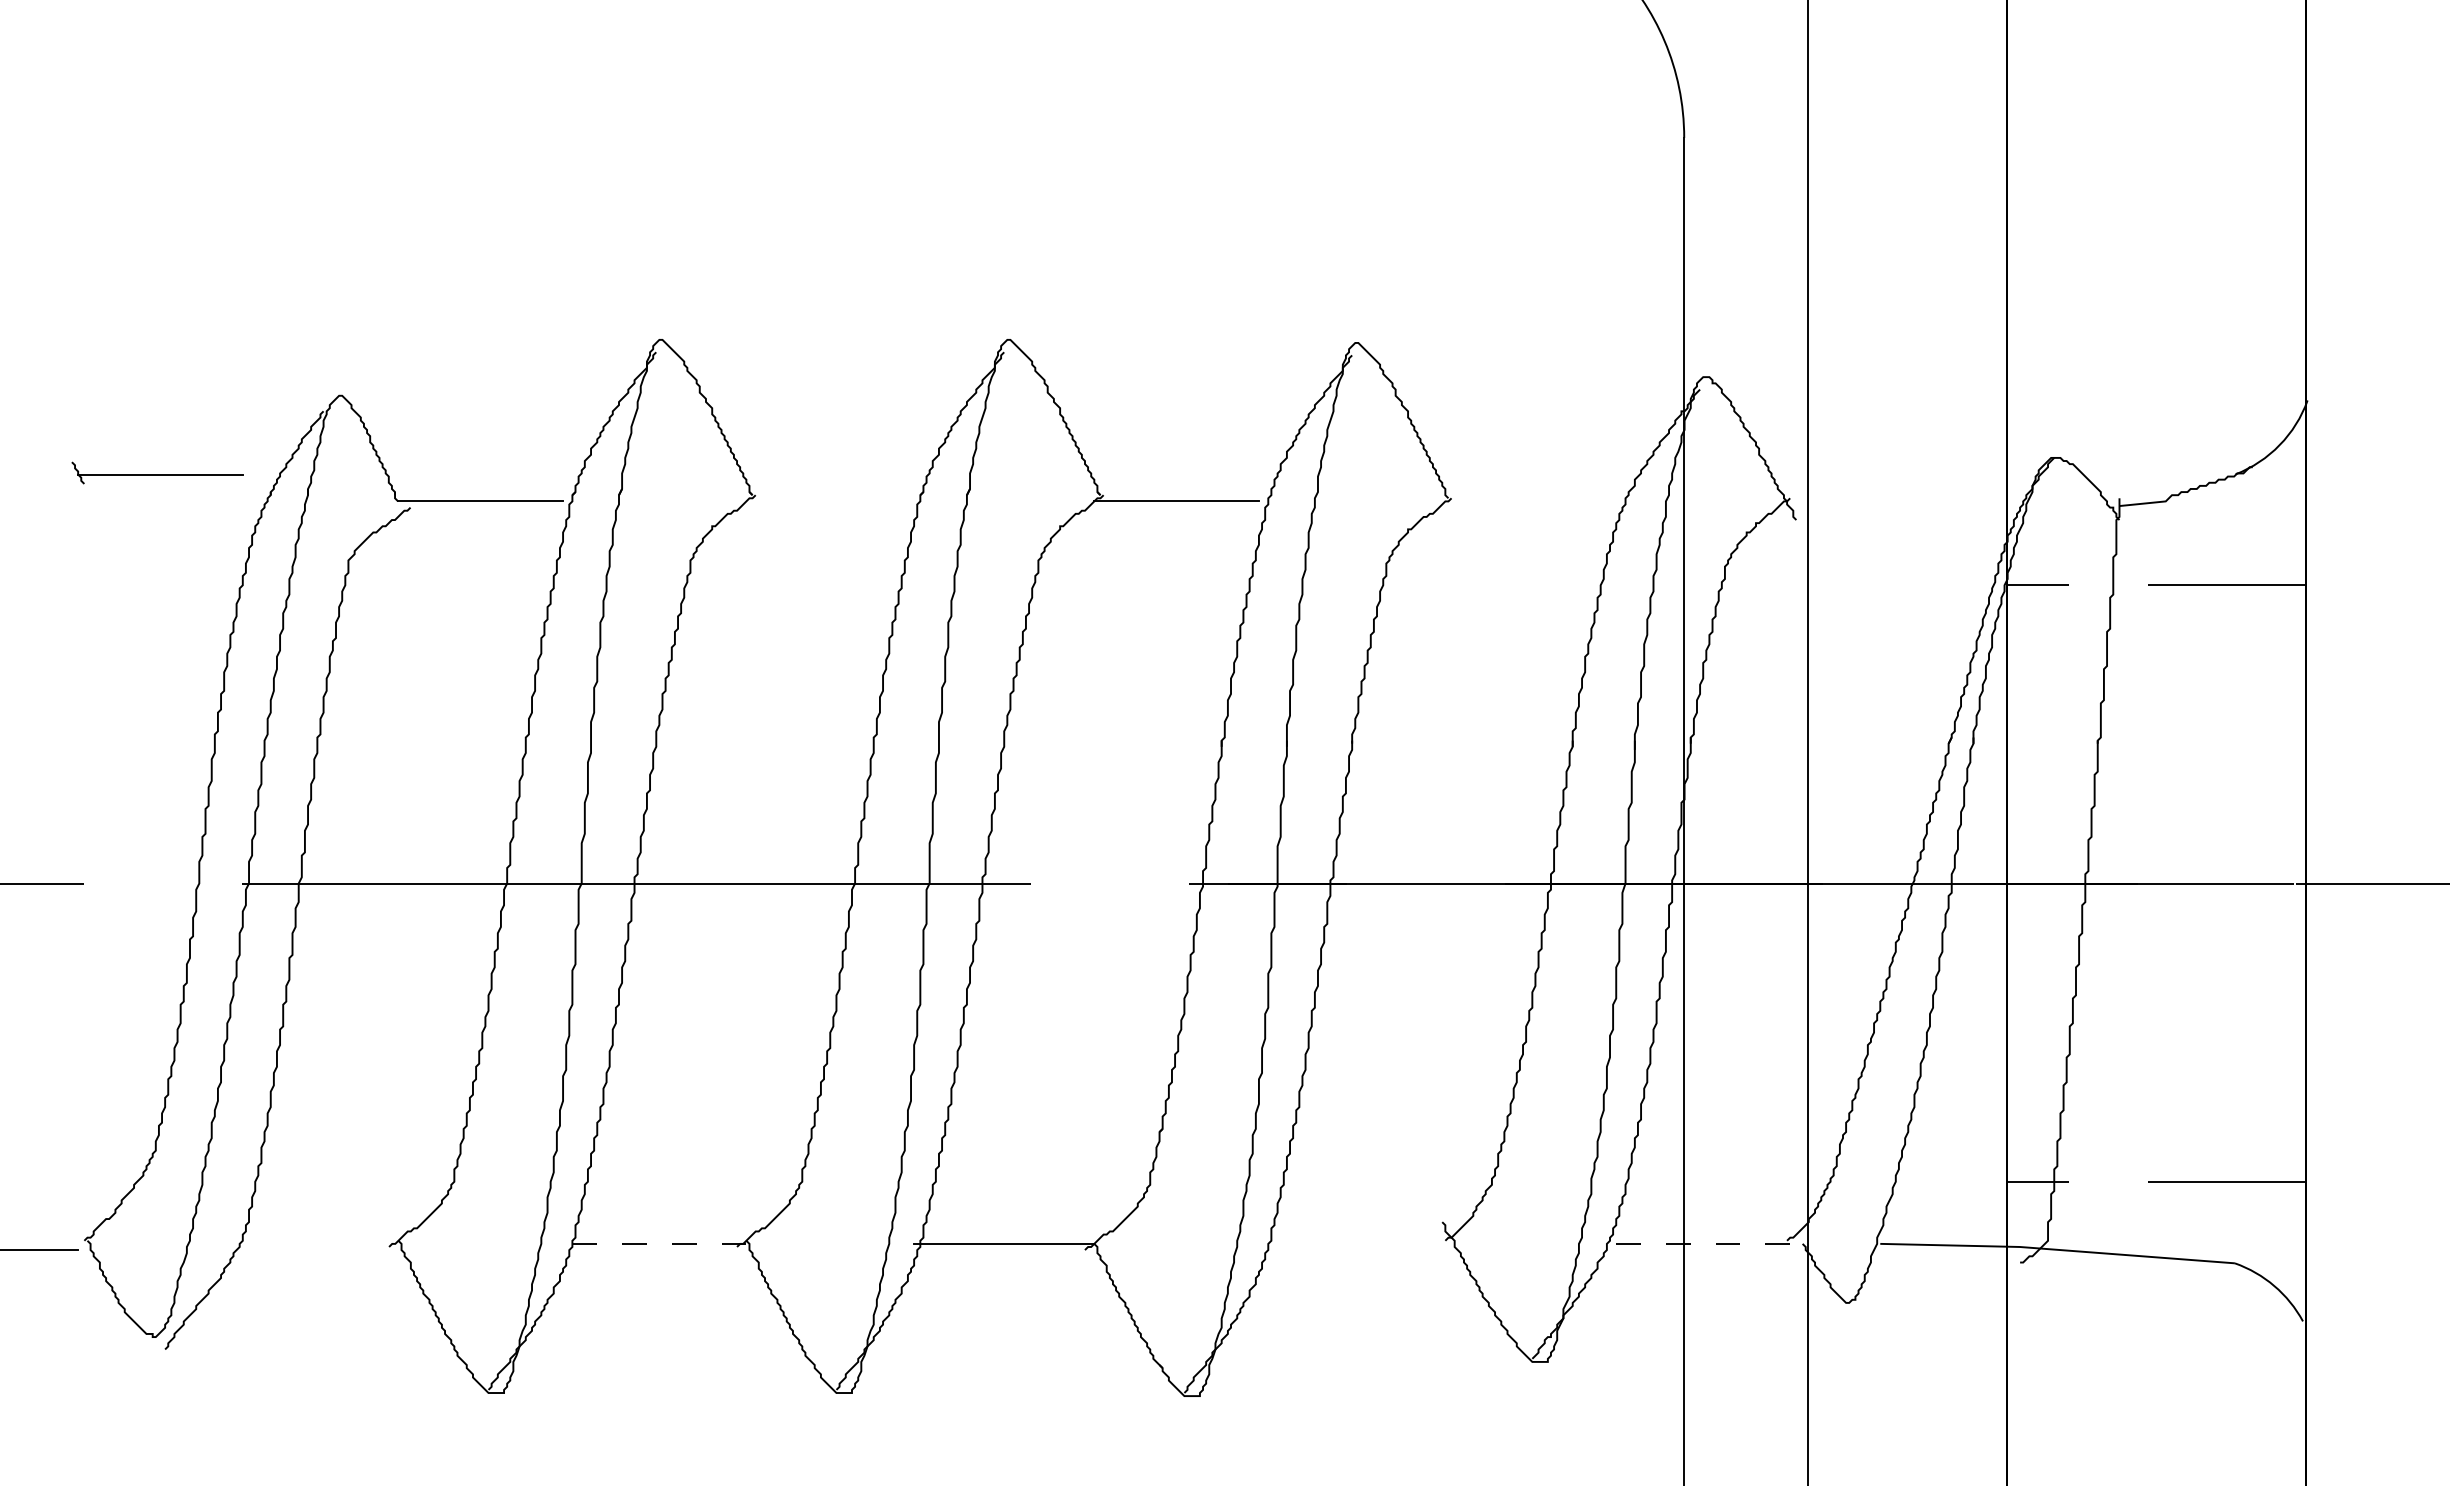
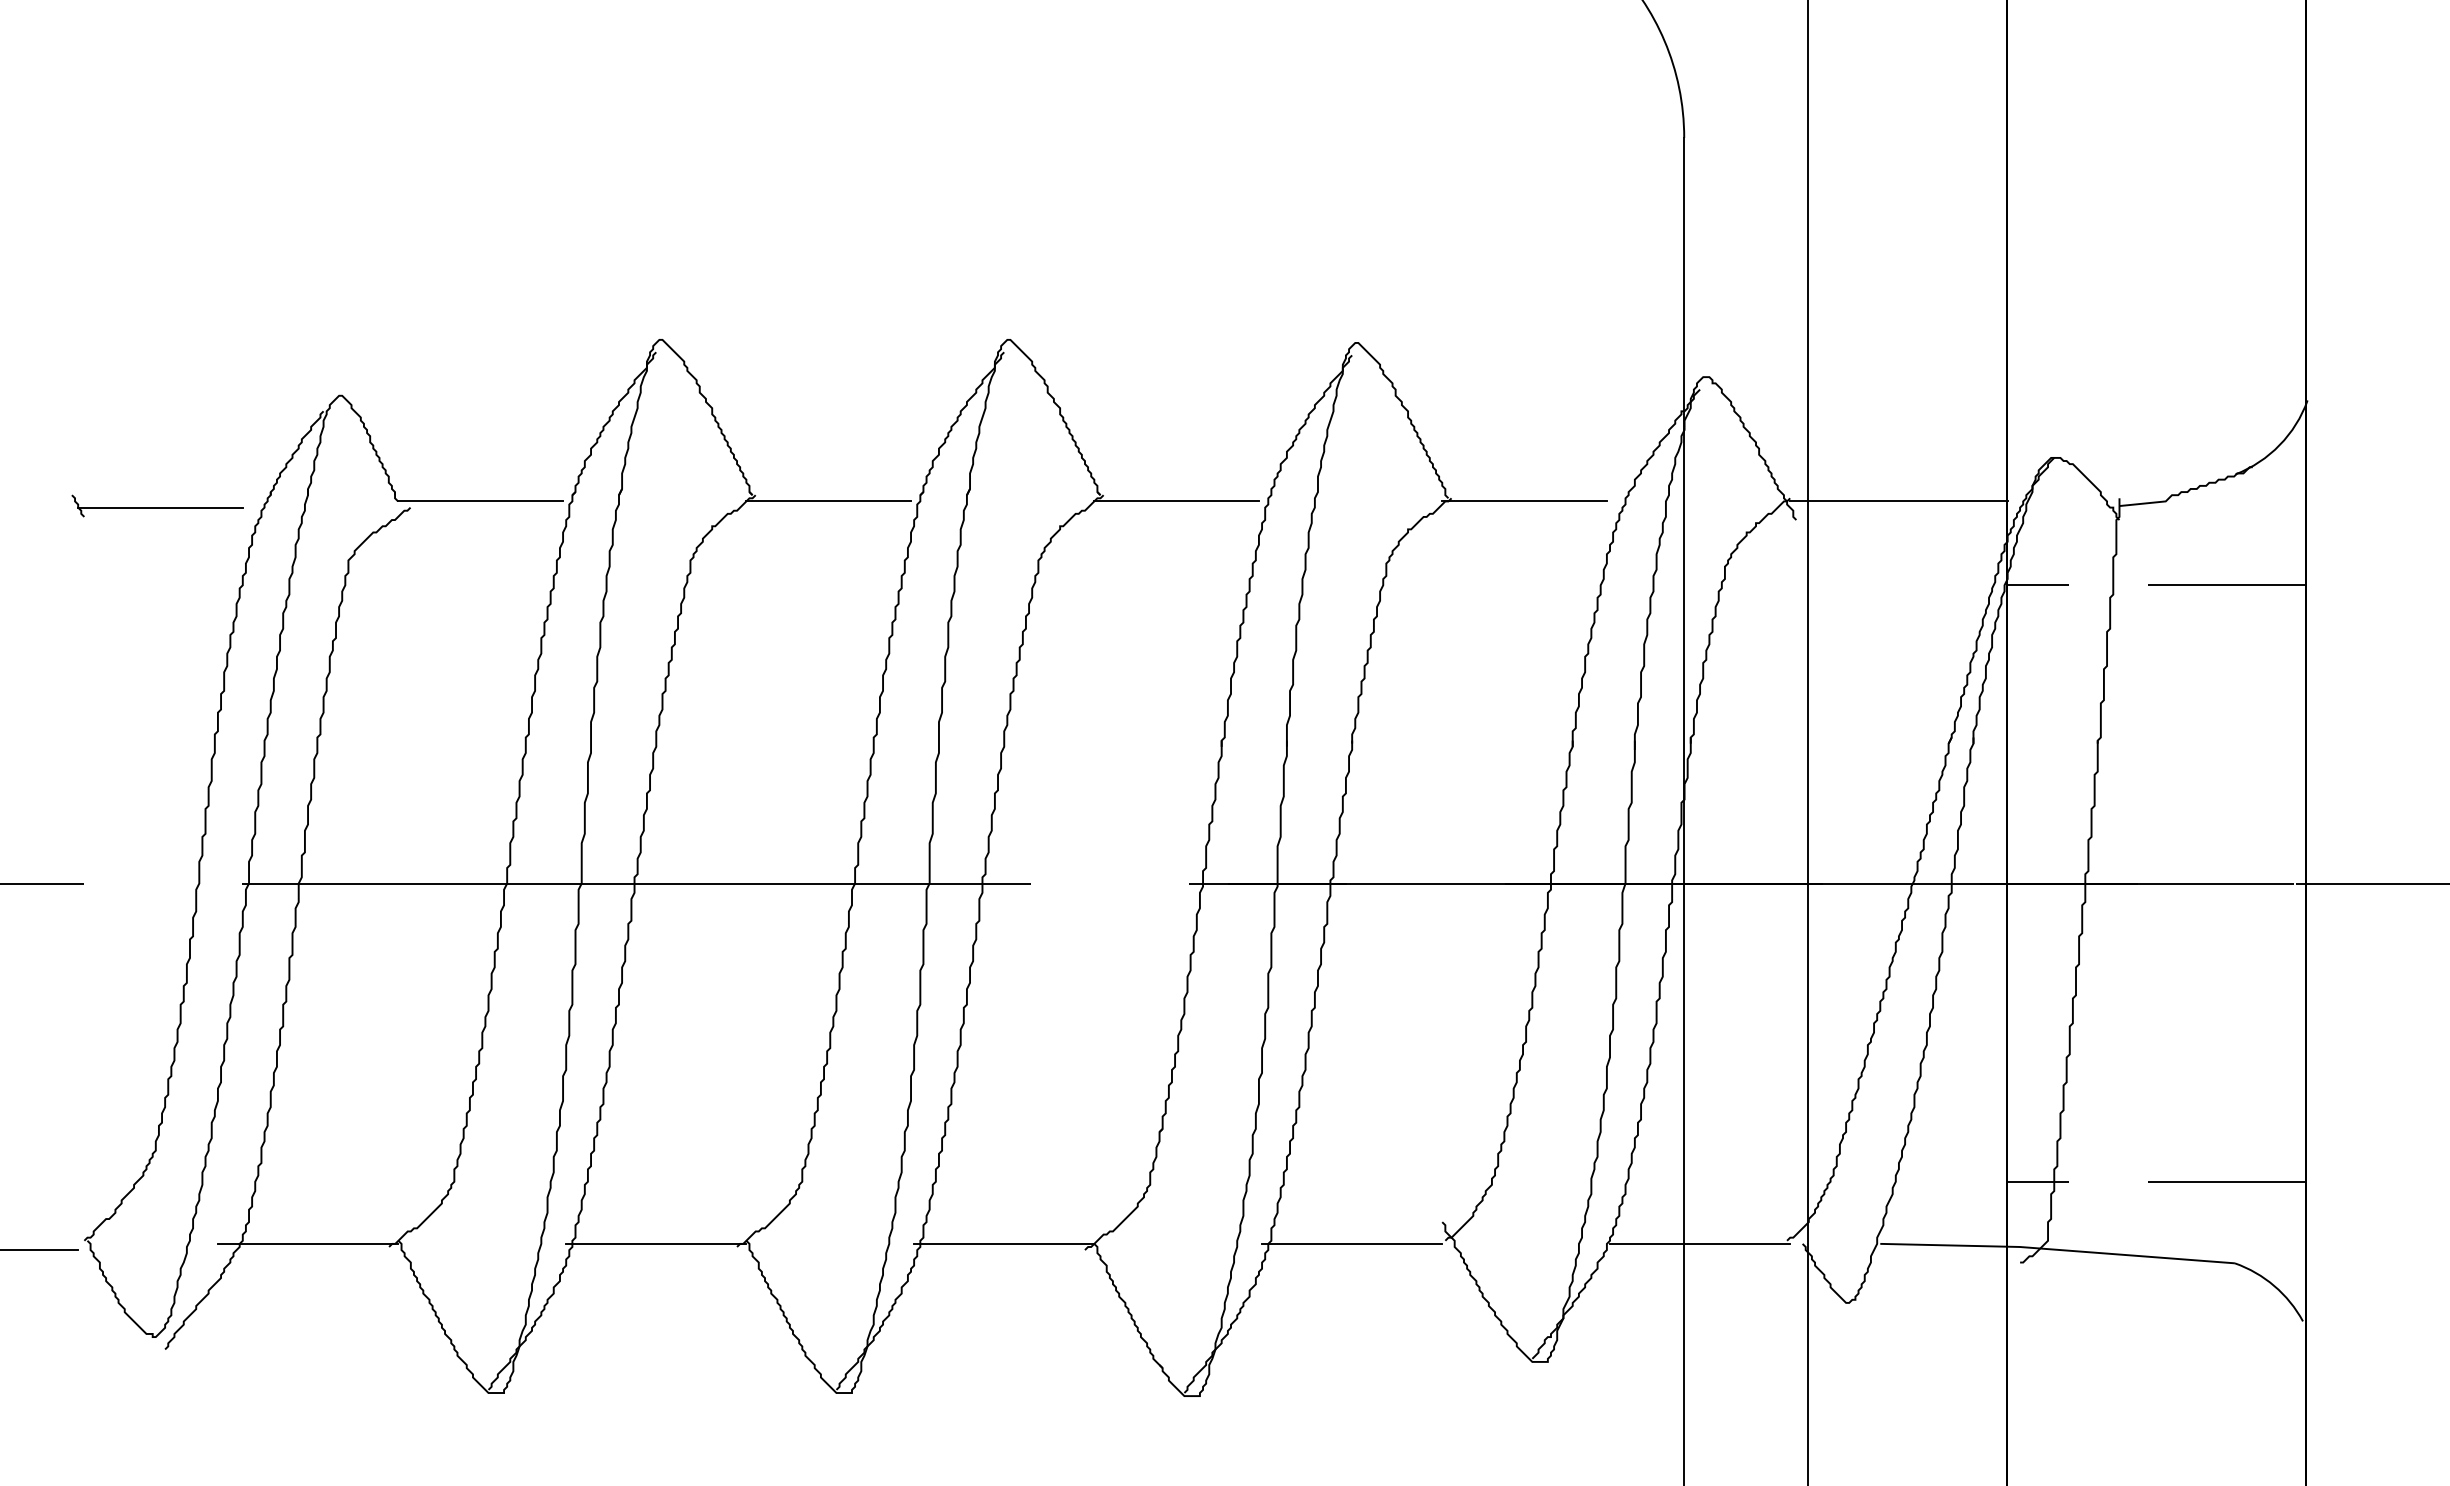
part position: (157, 472) -> (157, 505) (157, 505)
line: none -> present (828, 501)
line: none -> present (1524, 501)
line: none -> present (1898, 501)
line: none -> present (308, 1243)
line: dashed -> solid (655, 1243)
line: none -> present (1352, 1243)
line: dashed -> solid (1699, 1243)
